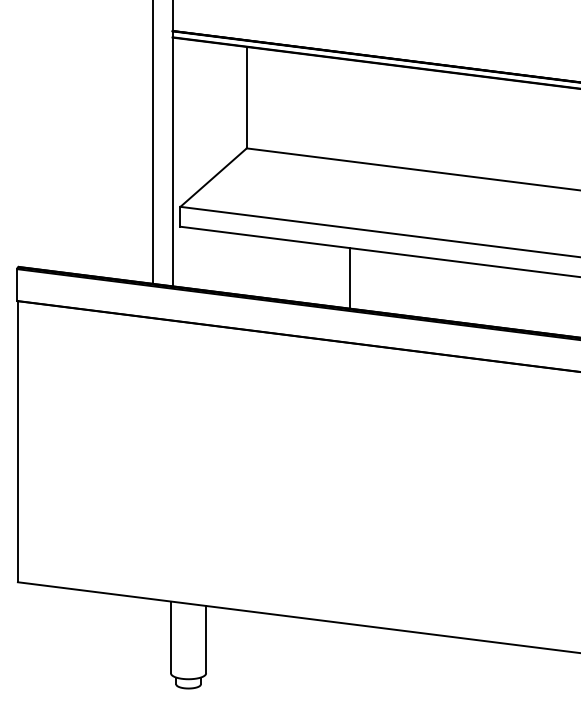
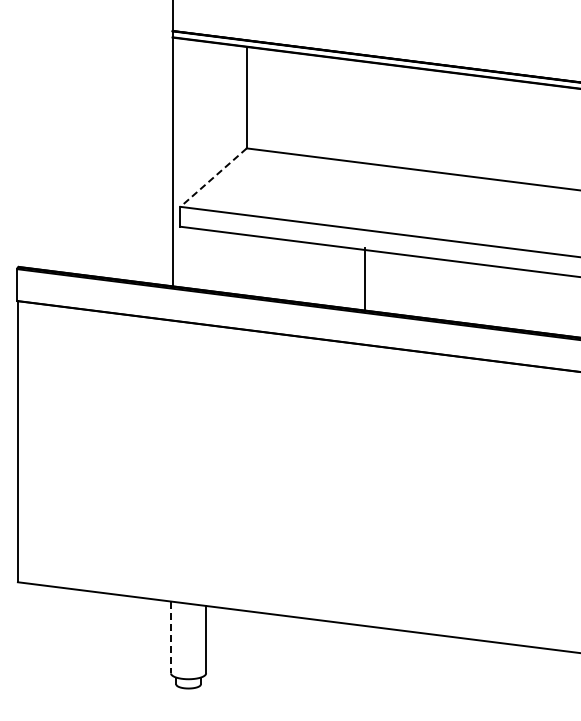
line: present -> none (153, 142)
line: solid -> dashed (213, 177)
line position: (349, 278) -> (364, 278) (364, 278)
line: solid -> dashed (170, 637)
